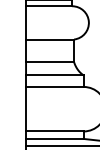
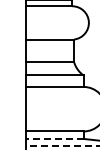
line: solid -> dashed (54, 138)
line: solid -> dashed (62, 145)
